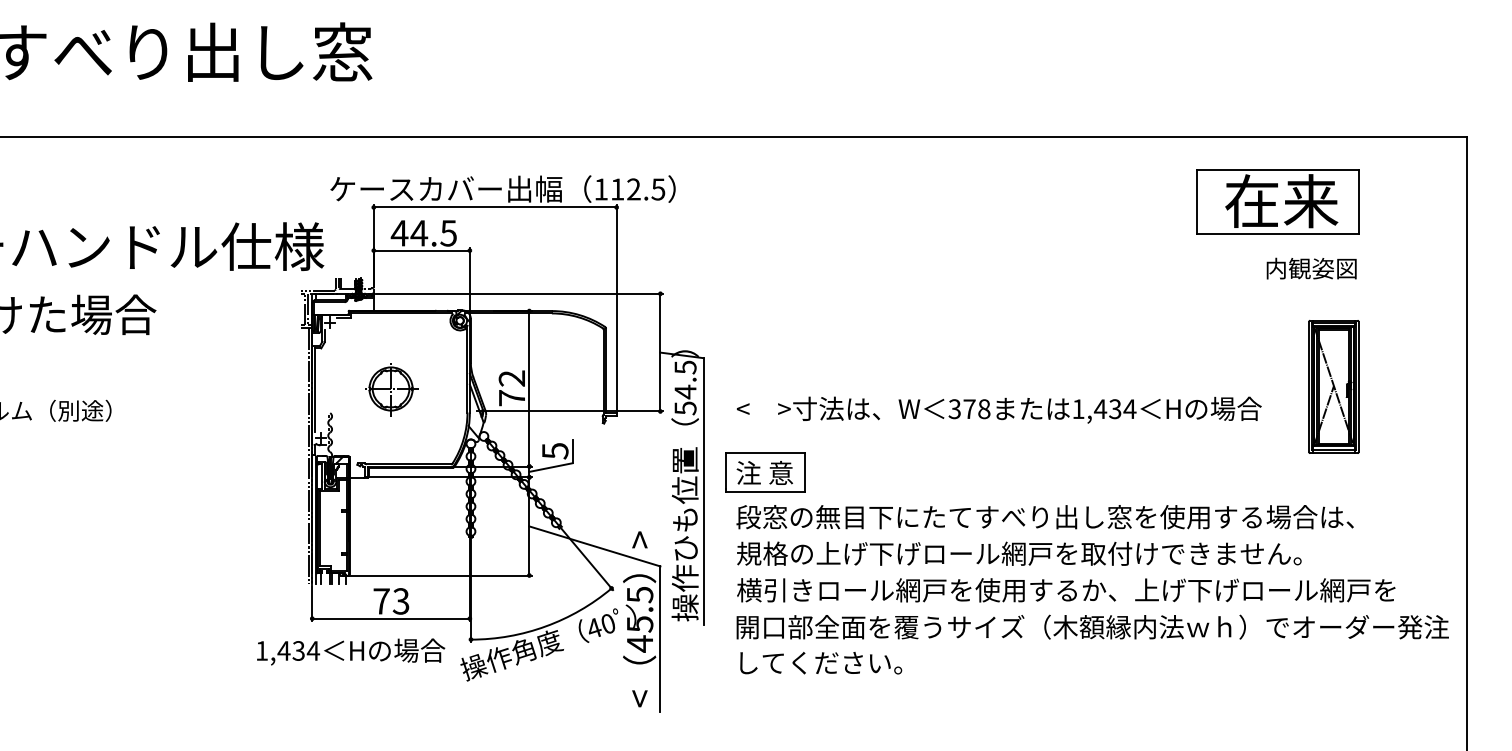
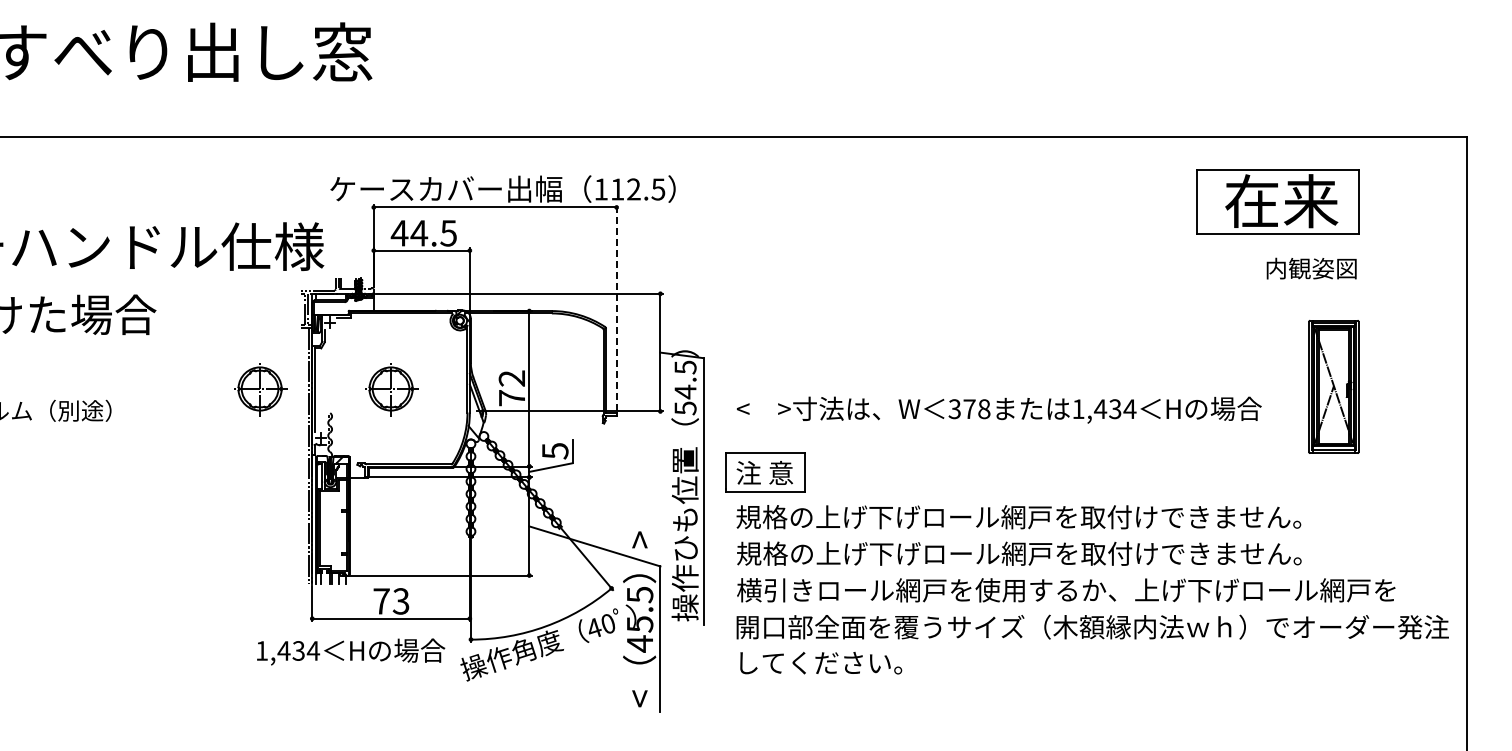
line: solid -> dashed (616, 308)
part: none -> present (260, 389)
text: 段窓の無目下にたてすべり出し窓を使用する場合は、 -> 規格の上げ下げロール網戸を取付けできません。 (1044, 517)
